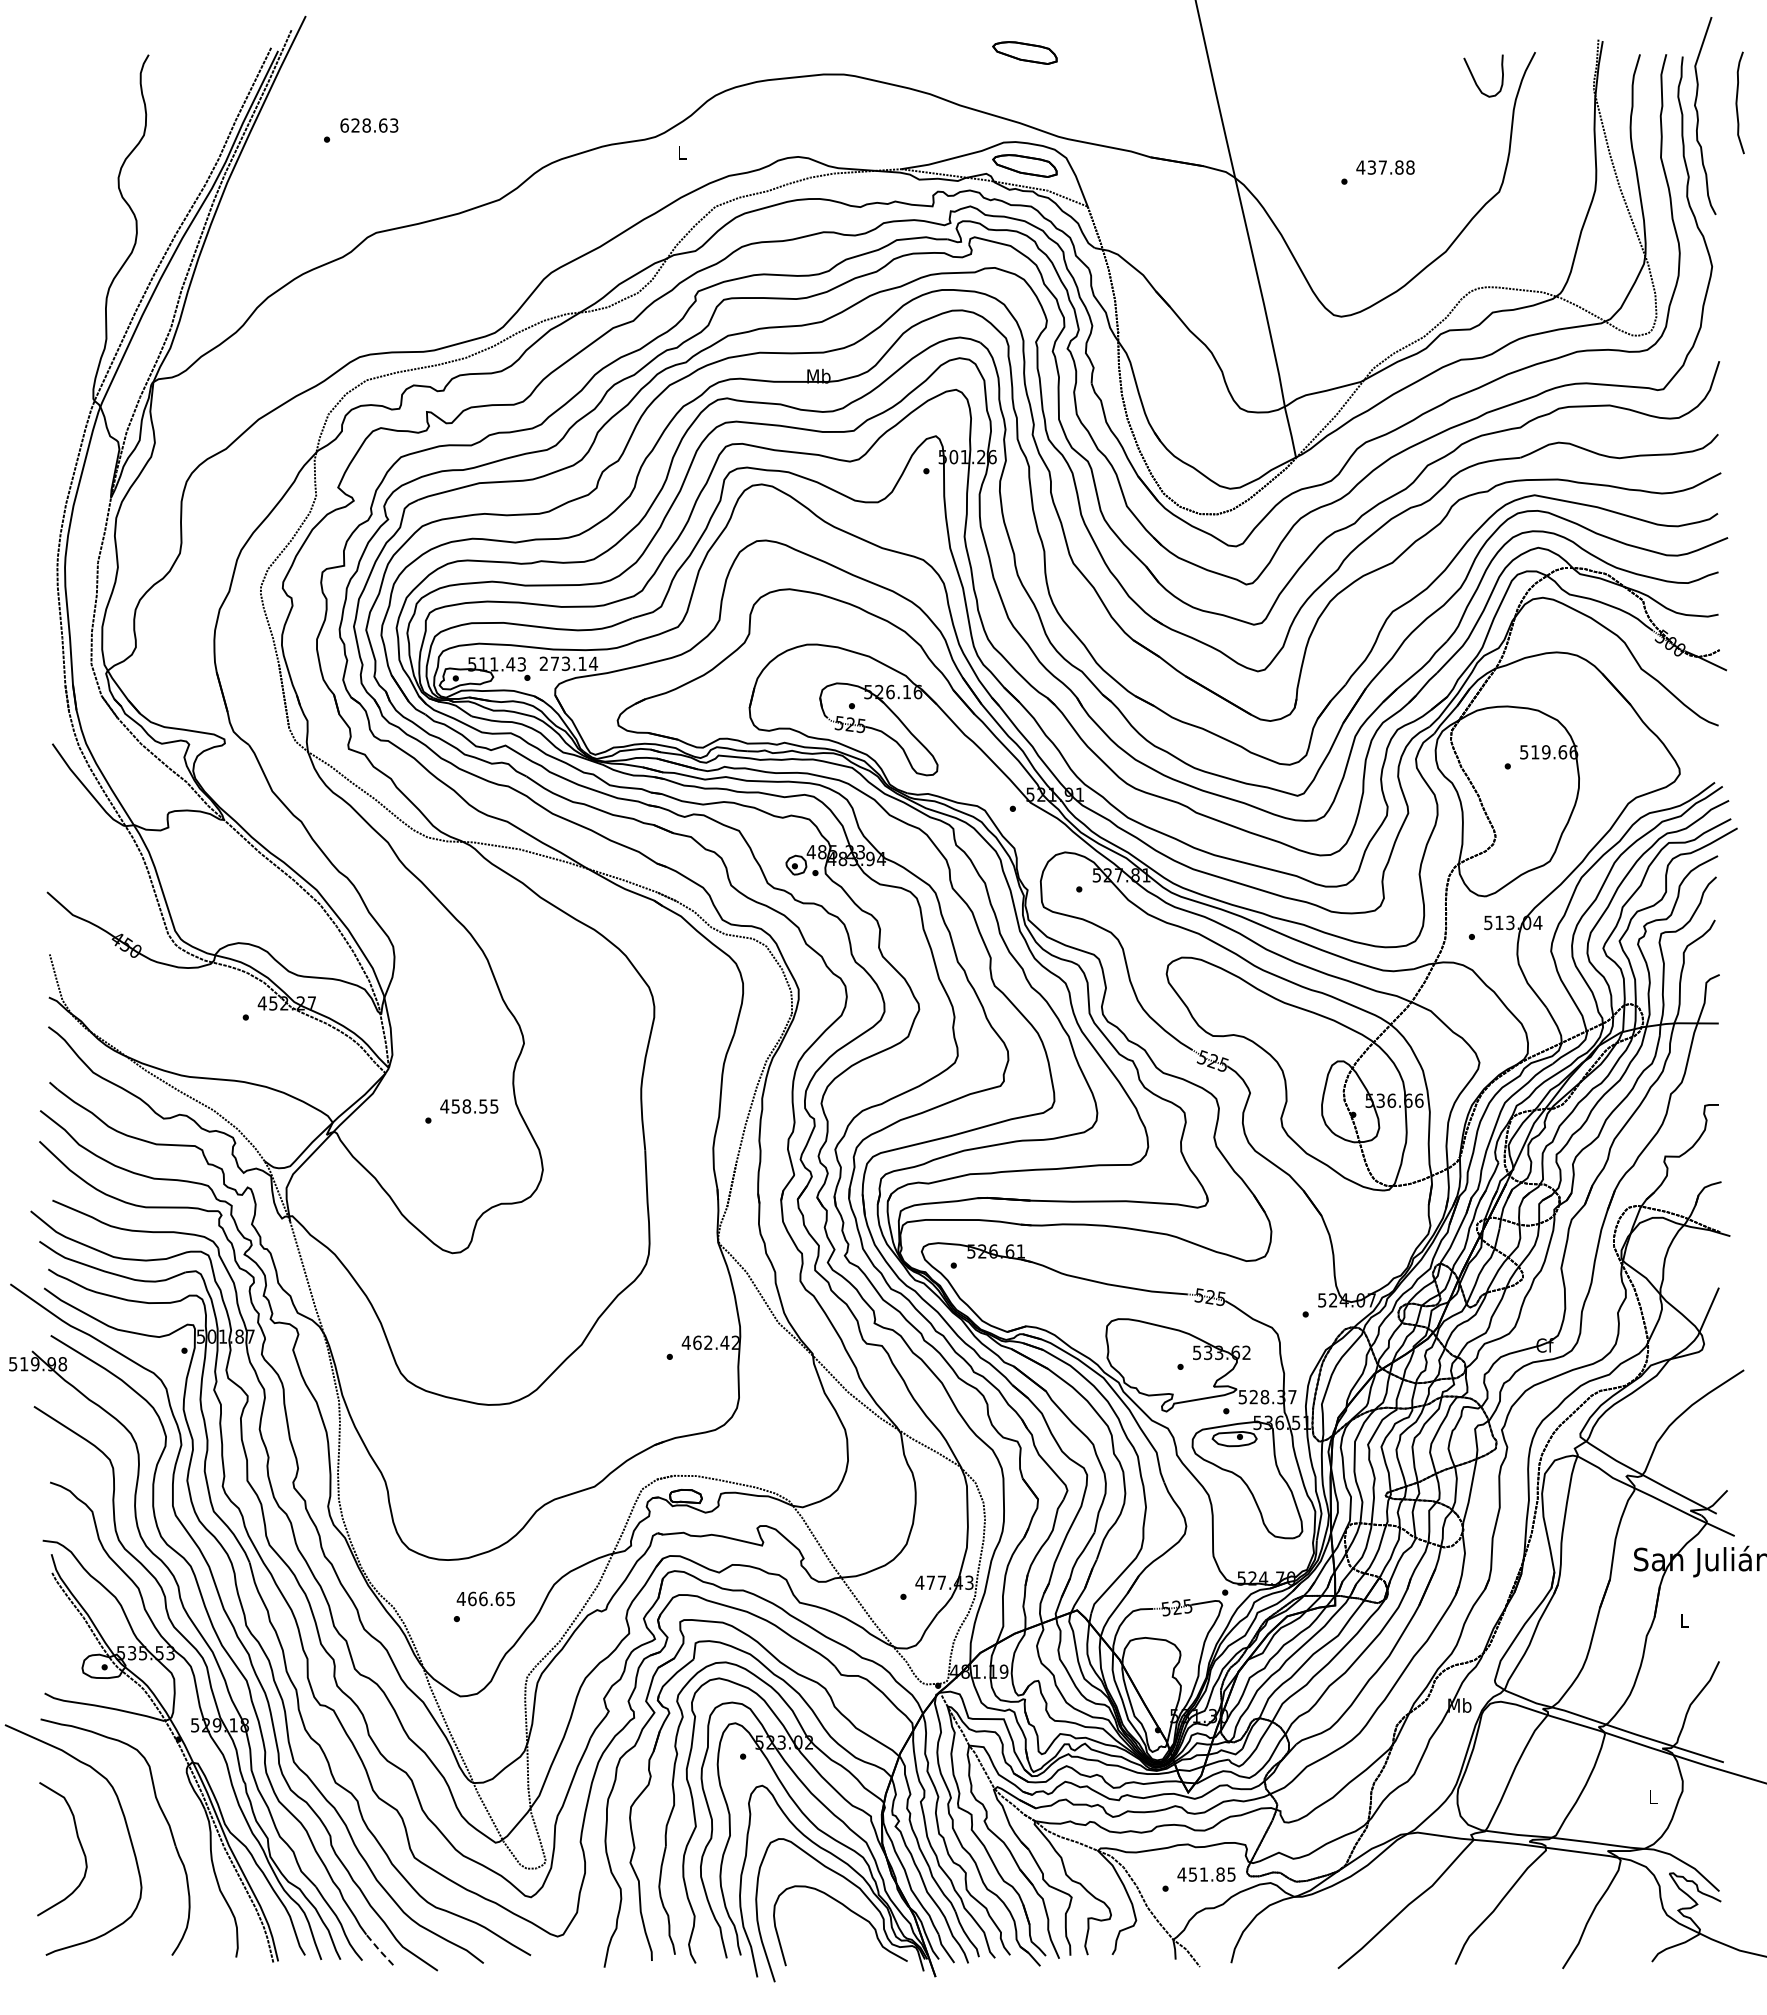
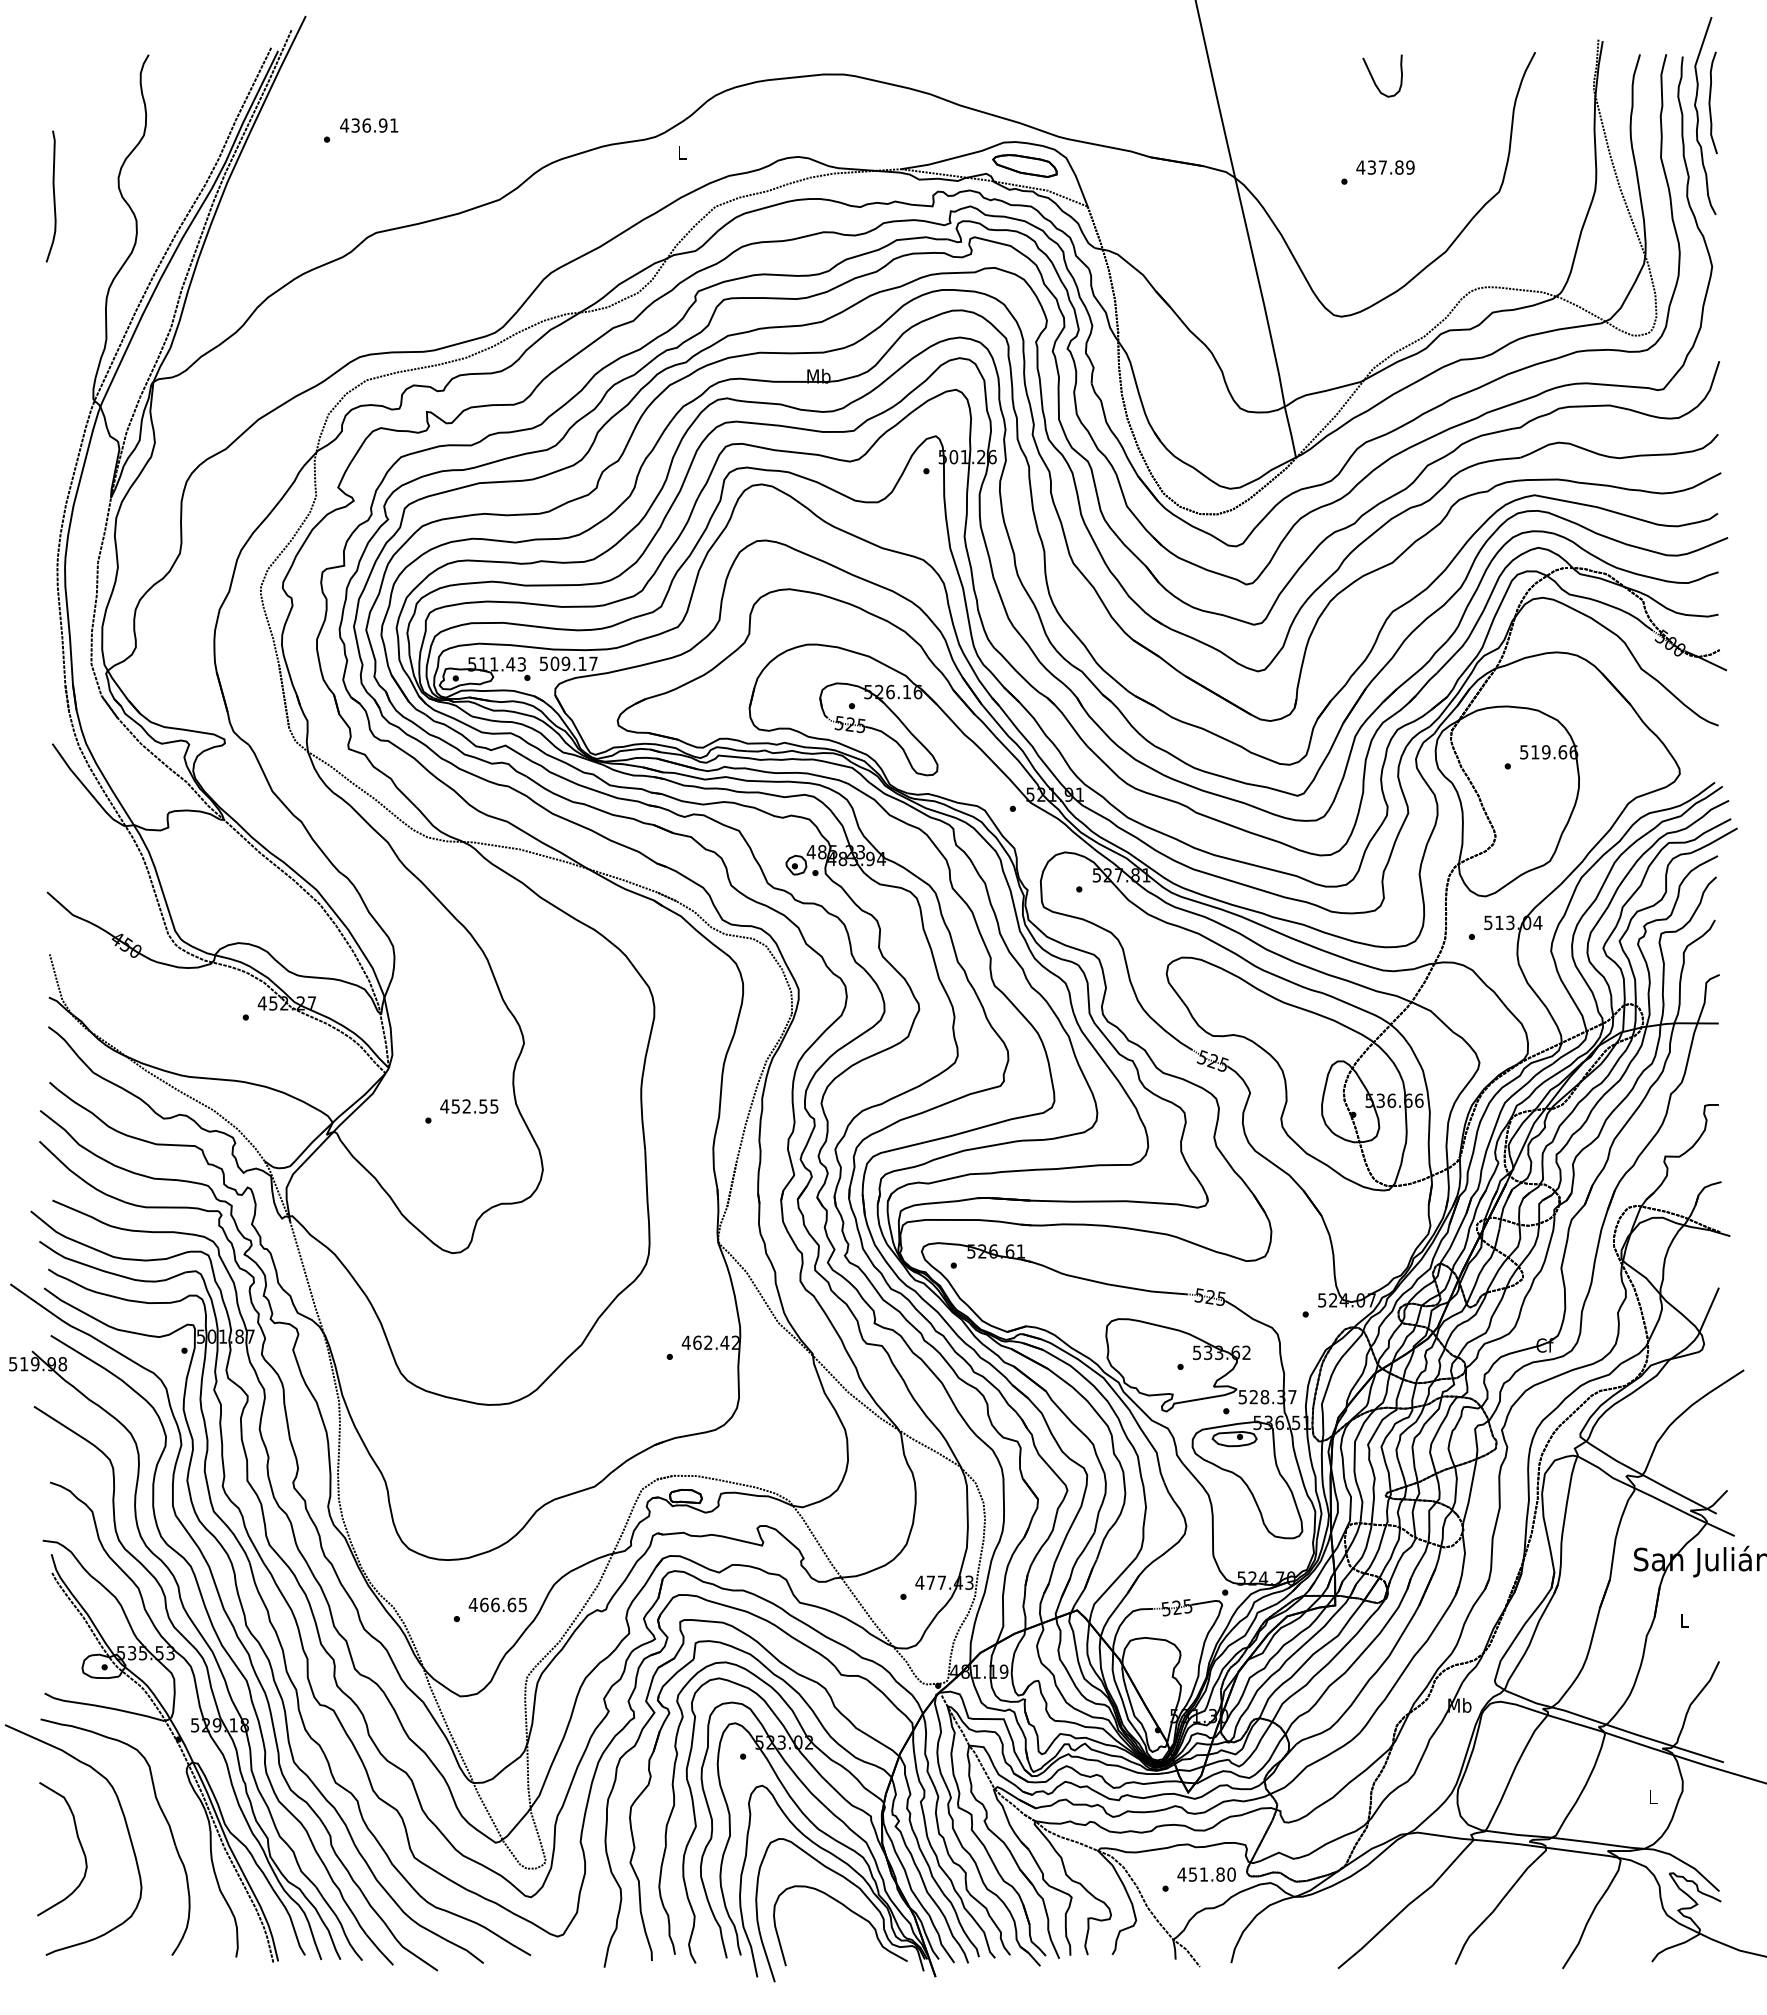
part: present -> none (1024, 52)
curve position: (1475, 79) -> (1374, 79) (1374, 79)
curve position: (1737, 102) -> (1710, 102) (1710, 102)
text: 628.63 -> 436.91 (369, 125)
text: 437.88 -> 437.89 (1410, 167)
curve: none -> present (53, 196)
text: 273.14 -> 509.17 (568, 663)
text: 458.55 -> 452.55 (466, 1106)
text position: (485, 1598) -> (497, 1604) (497, 1604)
text: 451.85 -> 451.80 (1231, 1874)
line: dashed -> solid (379, 1950)
